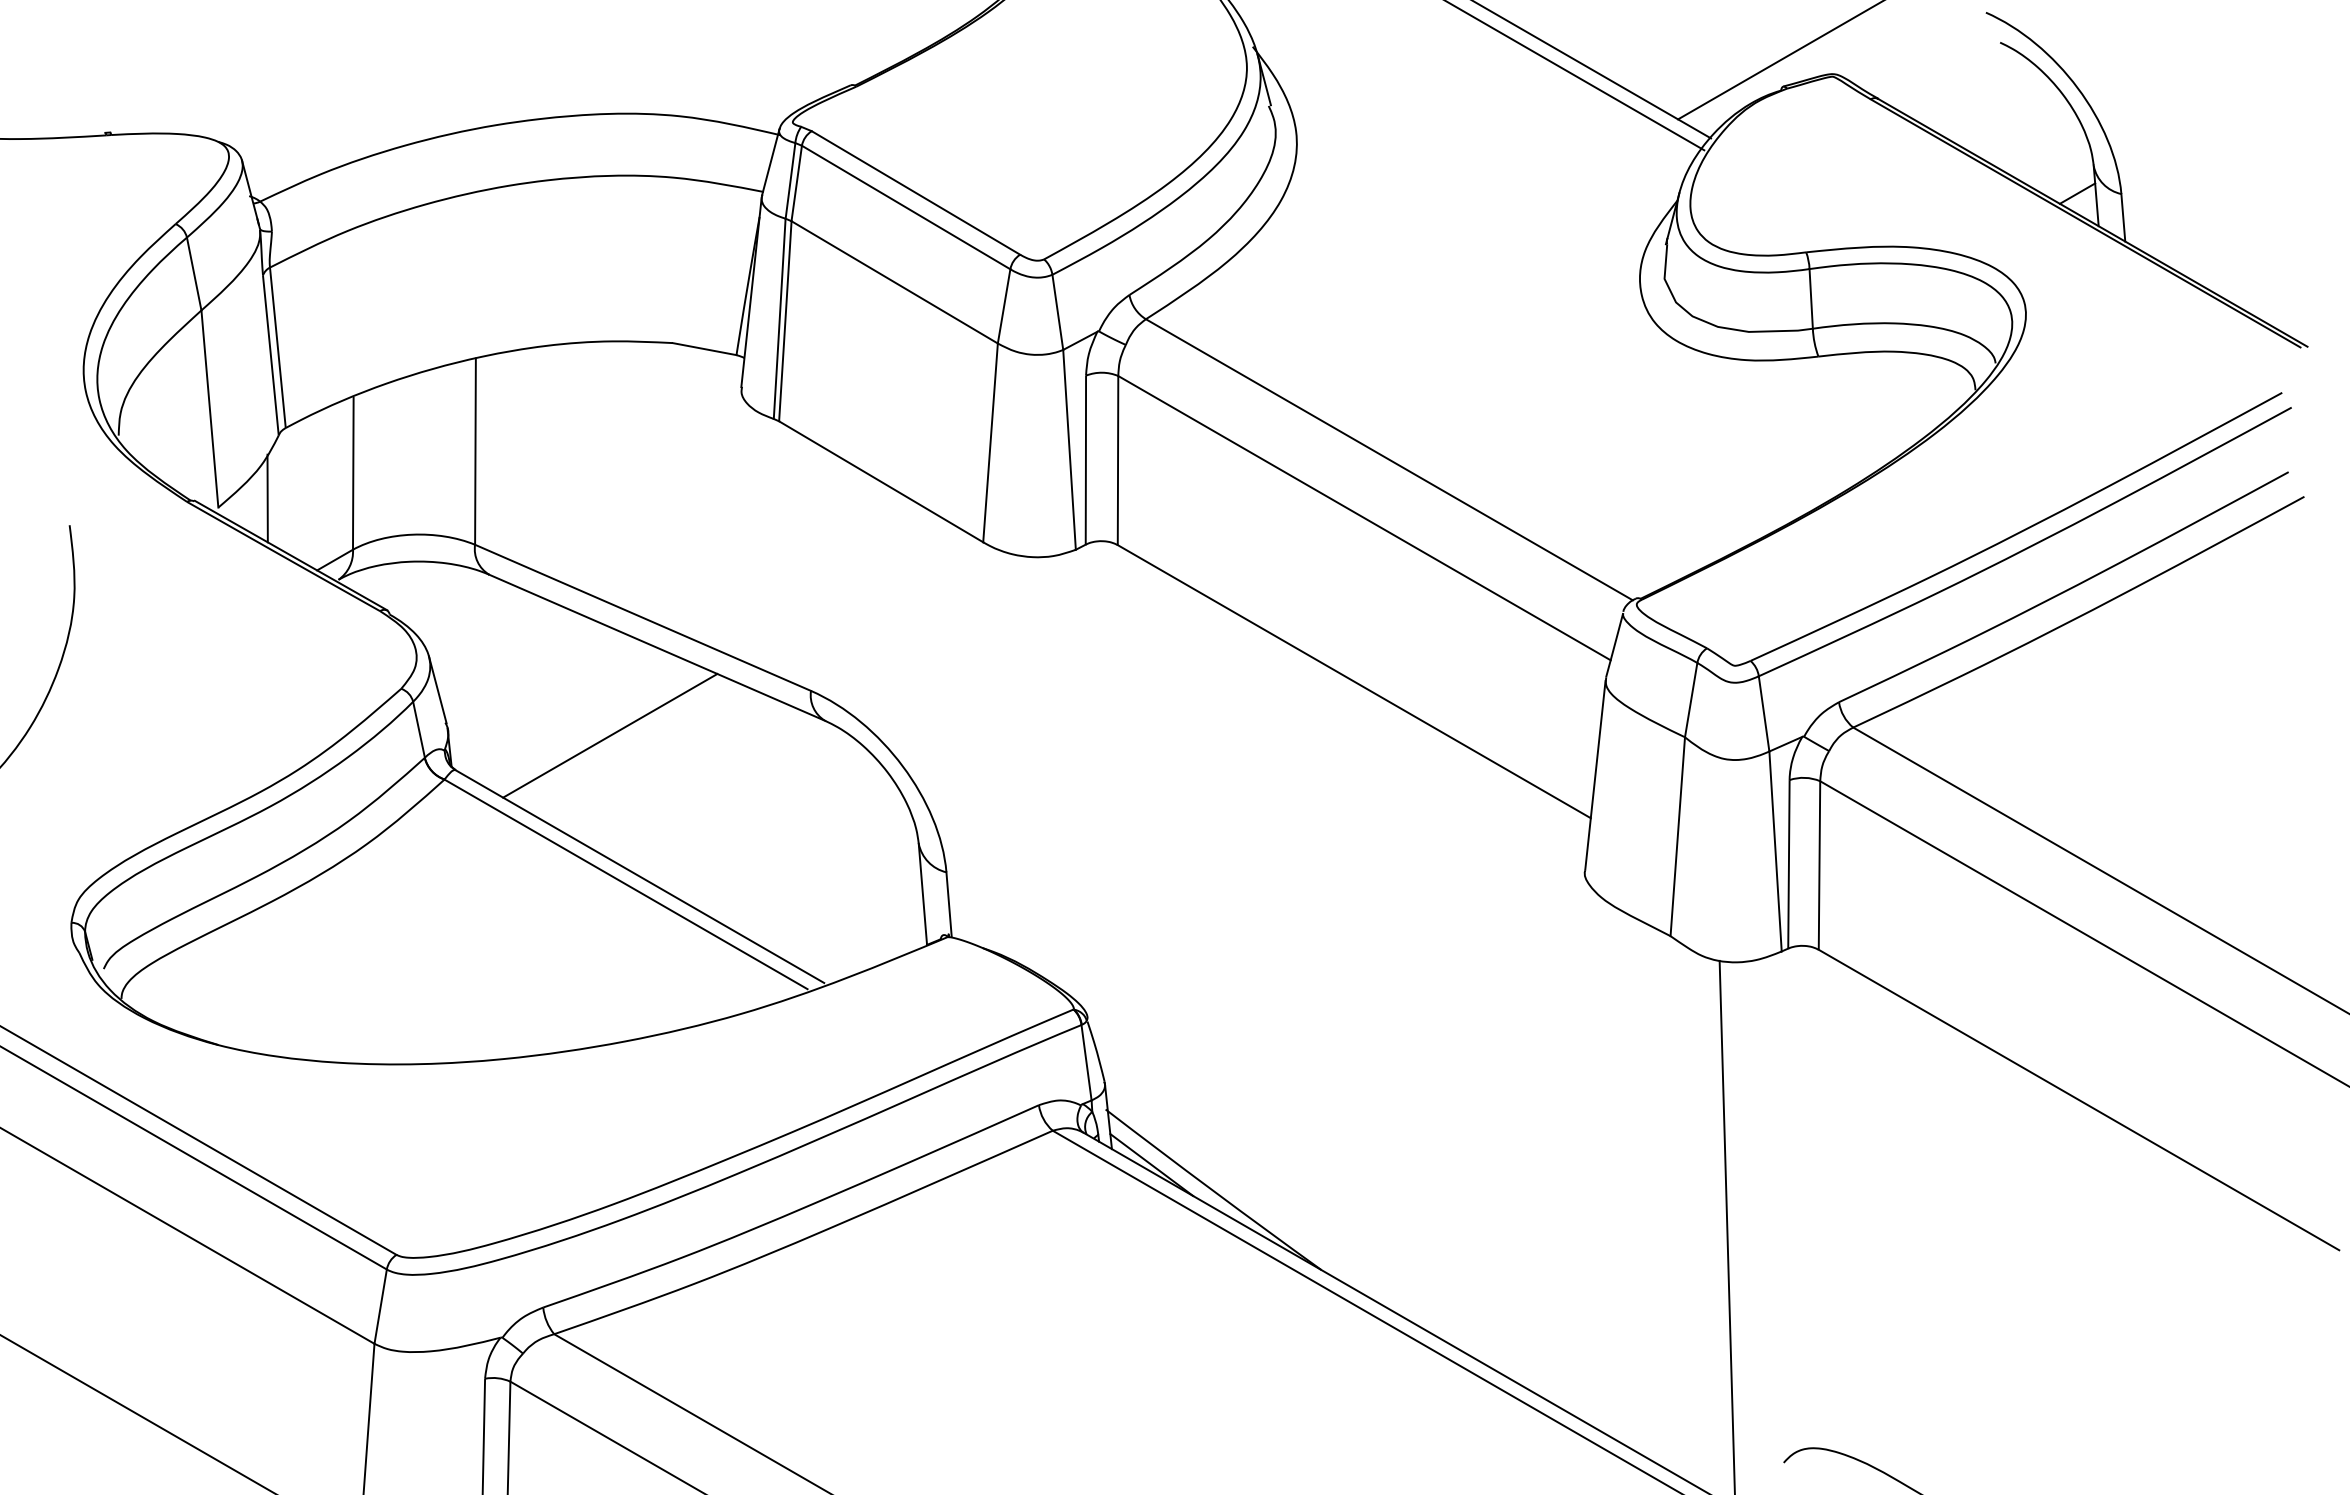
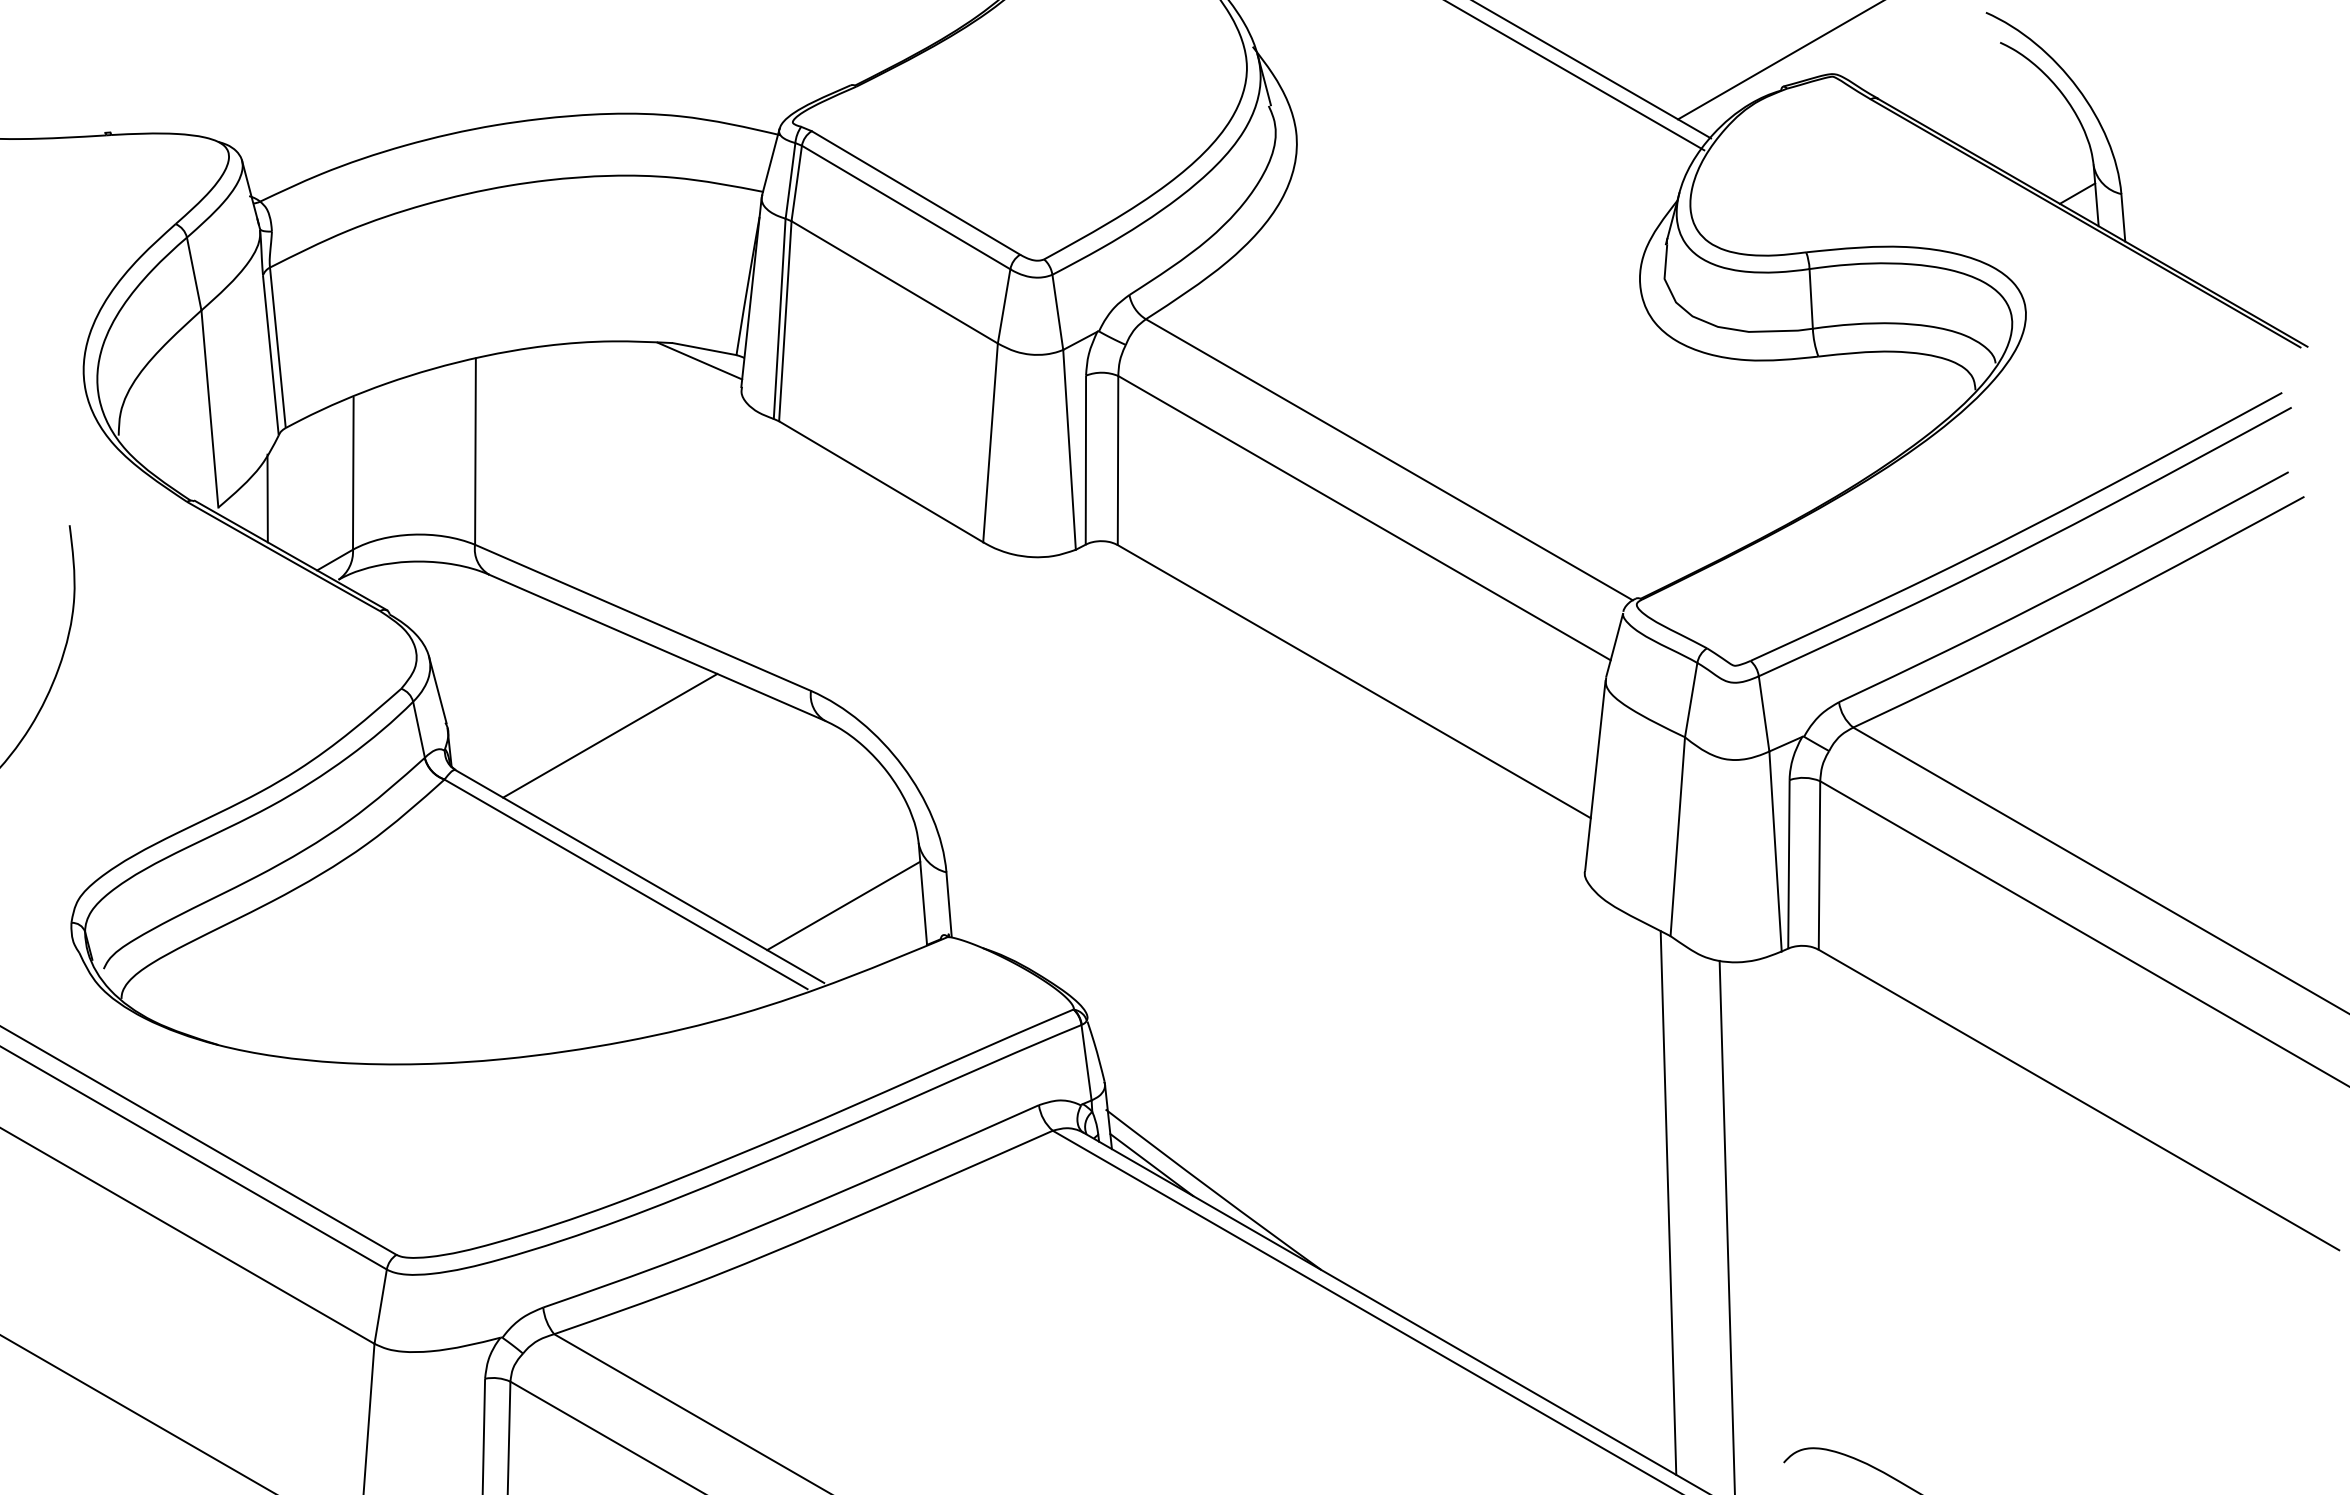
line: none -> present (699, 360)
line: none -> present (843, 905)
line: none -> present (1668, 1202)
